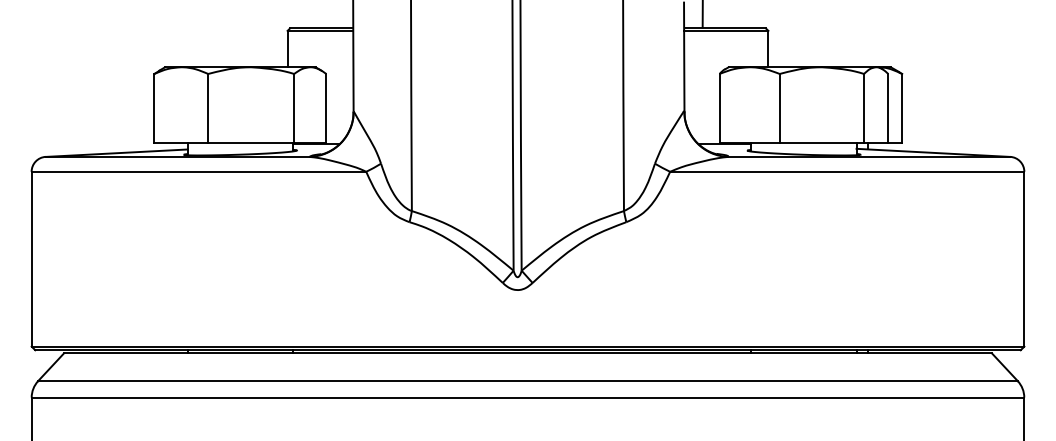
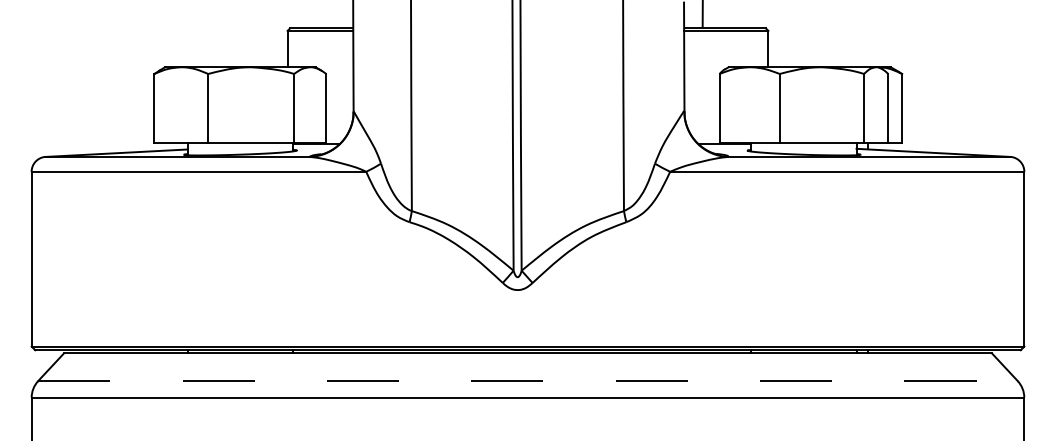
line: solid -> dashed (527, 381)
